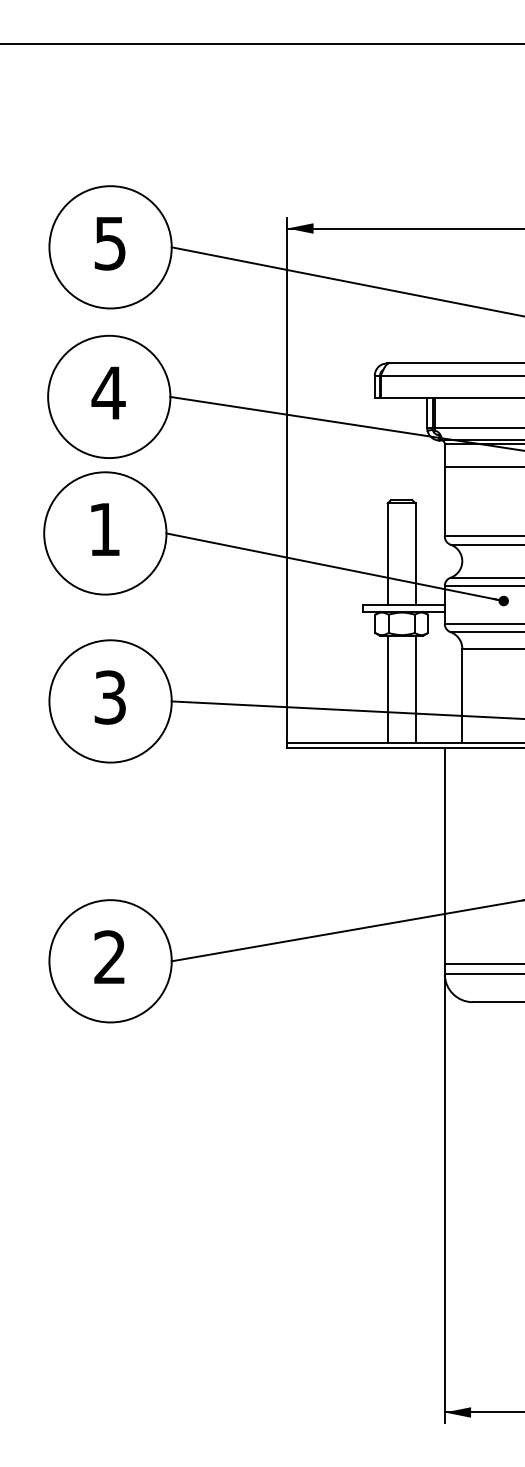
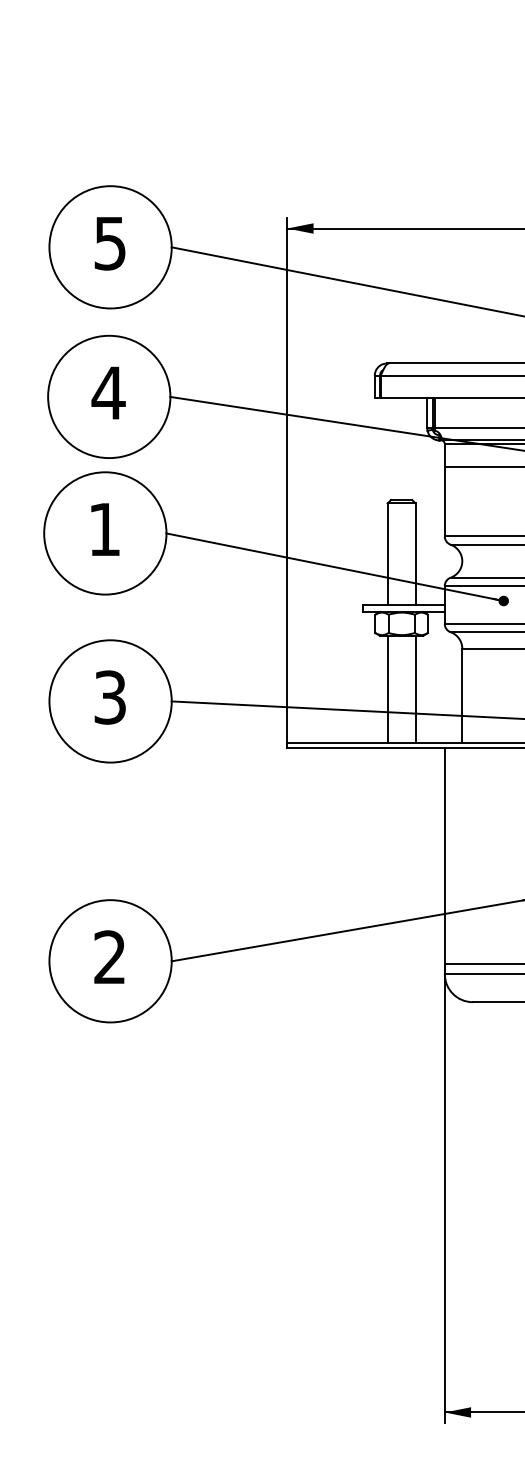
line: present -> none (261, 44)
